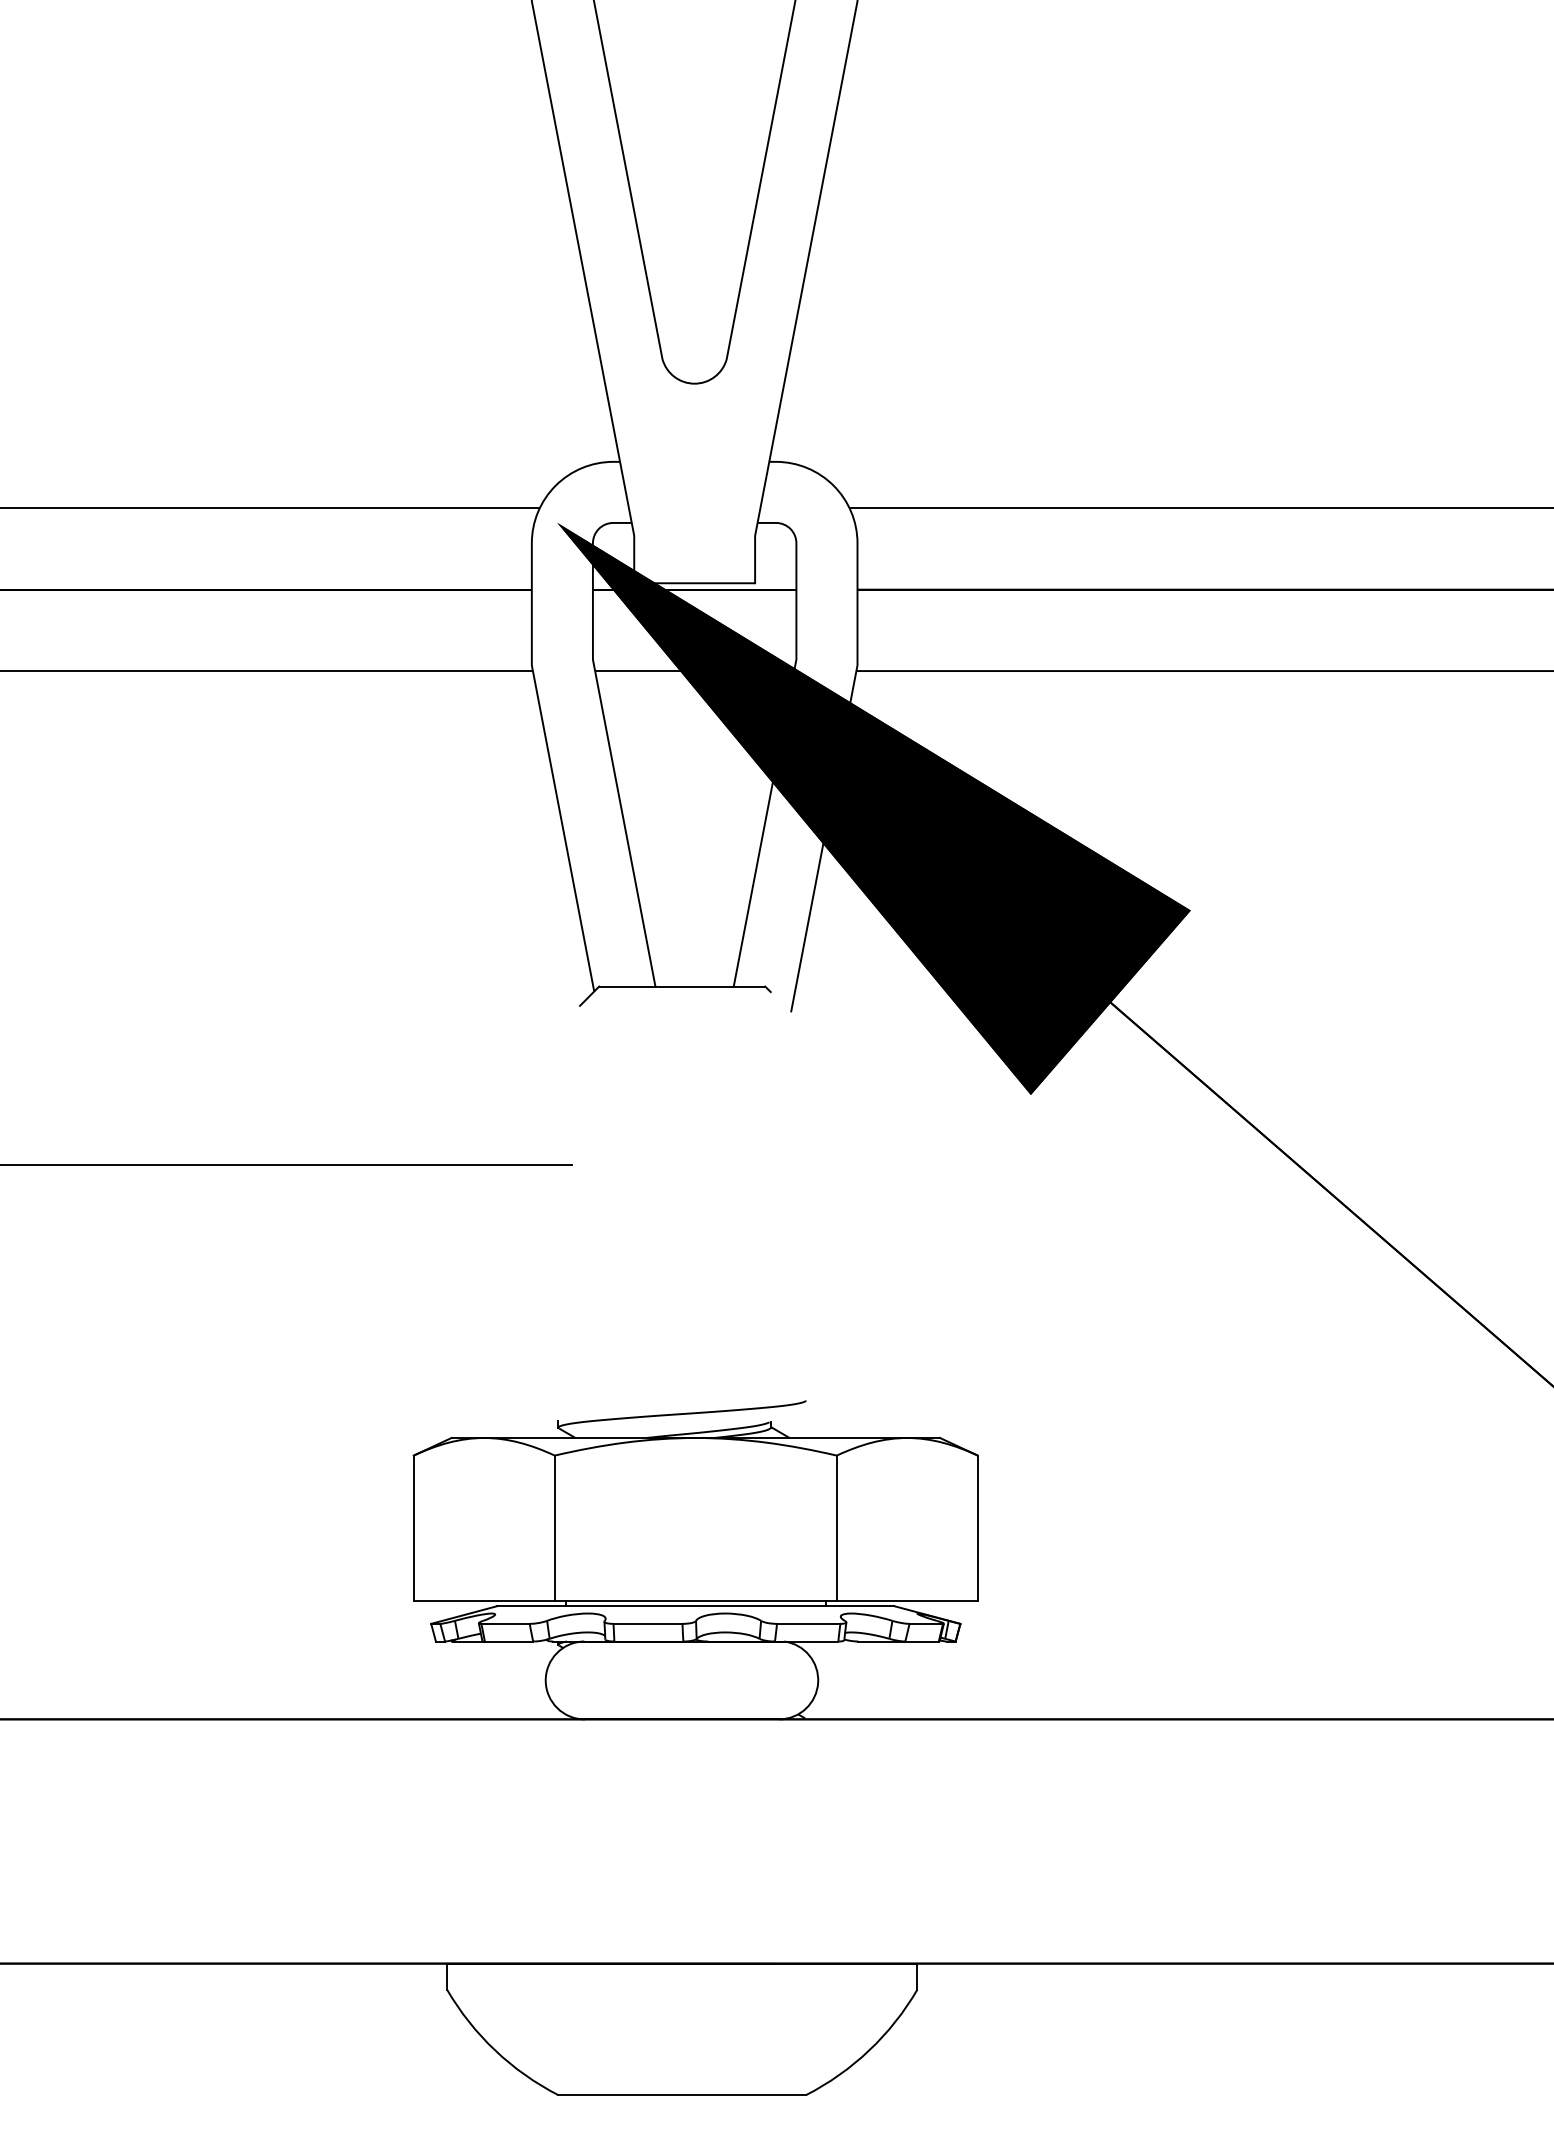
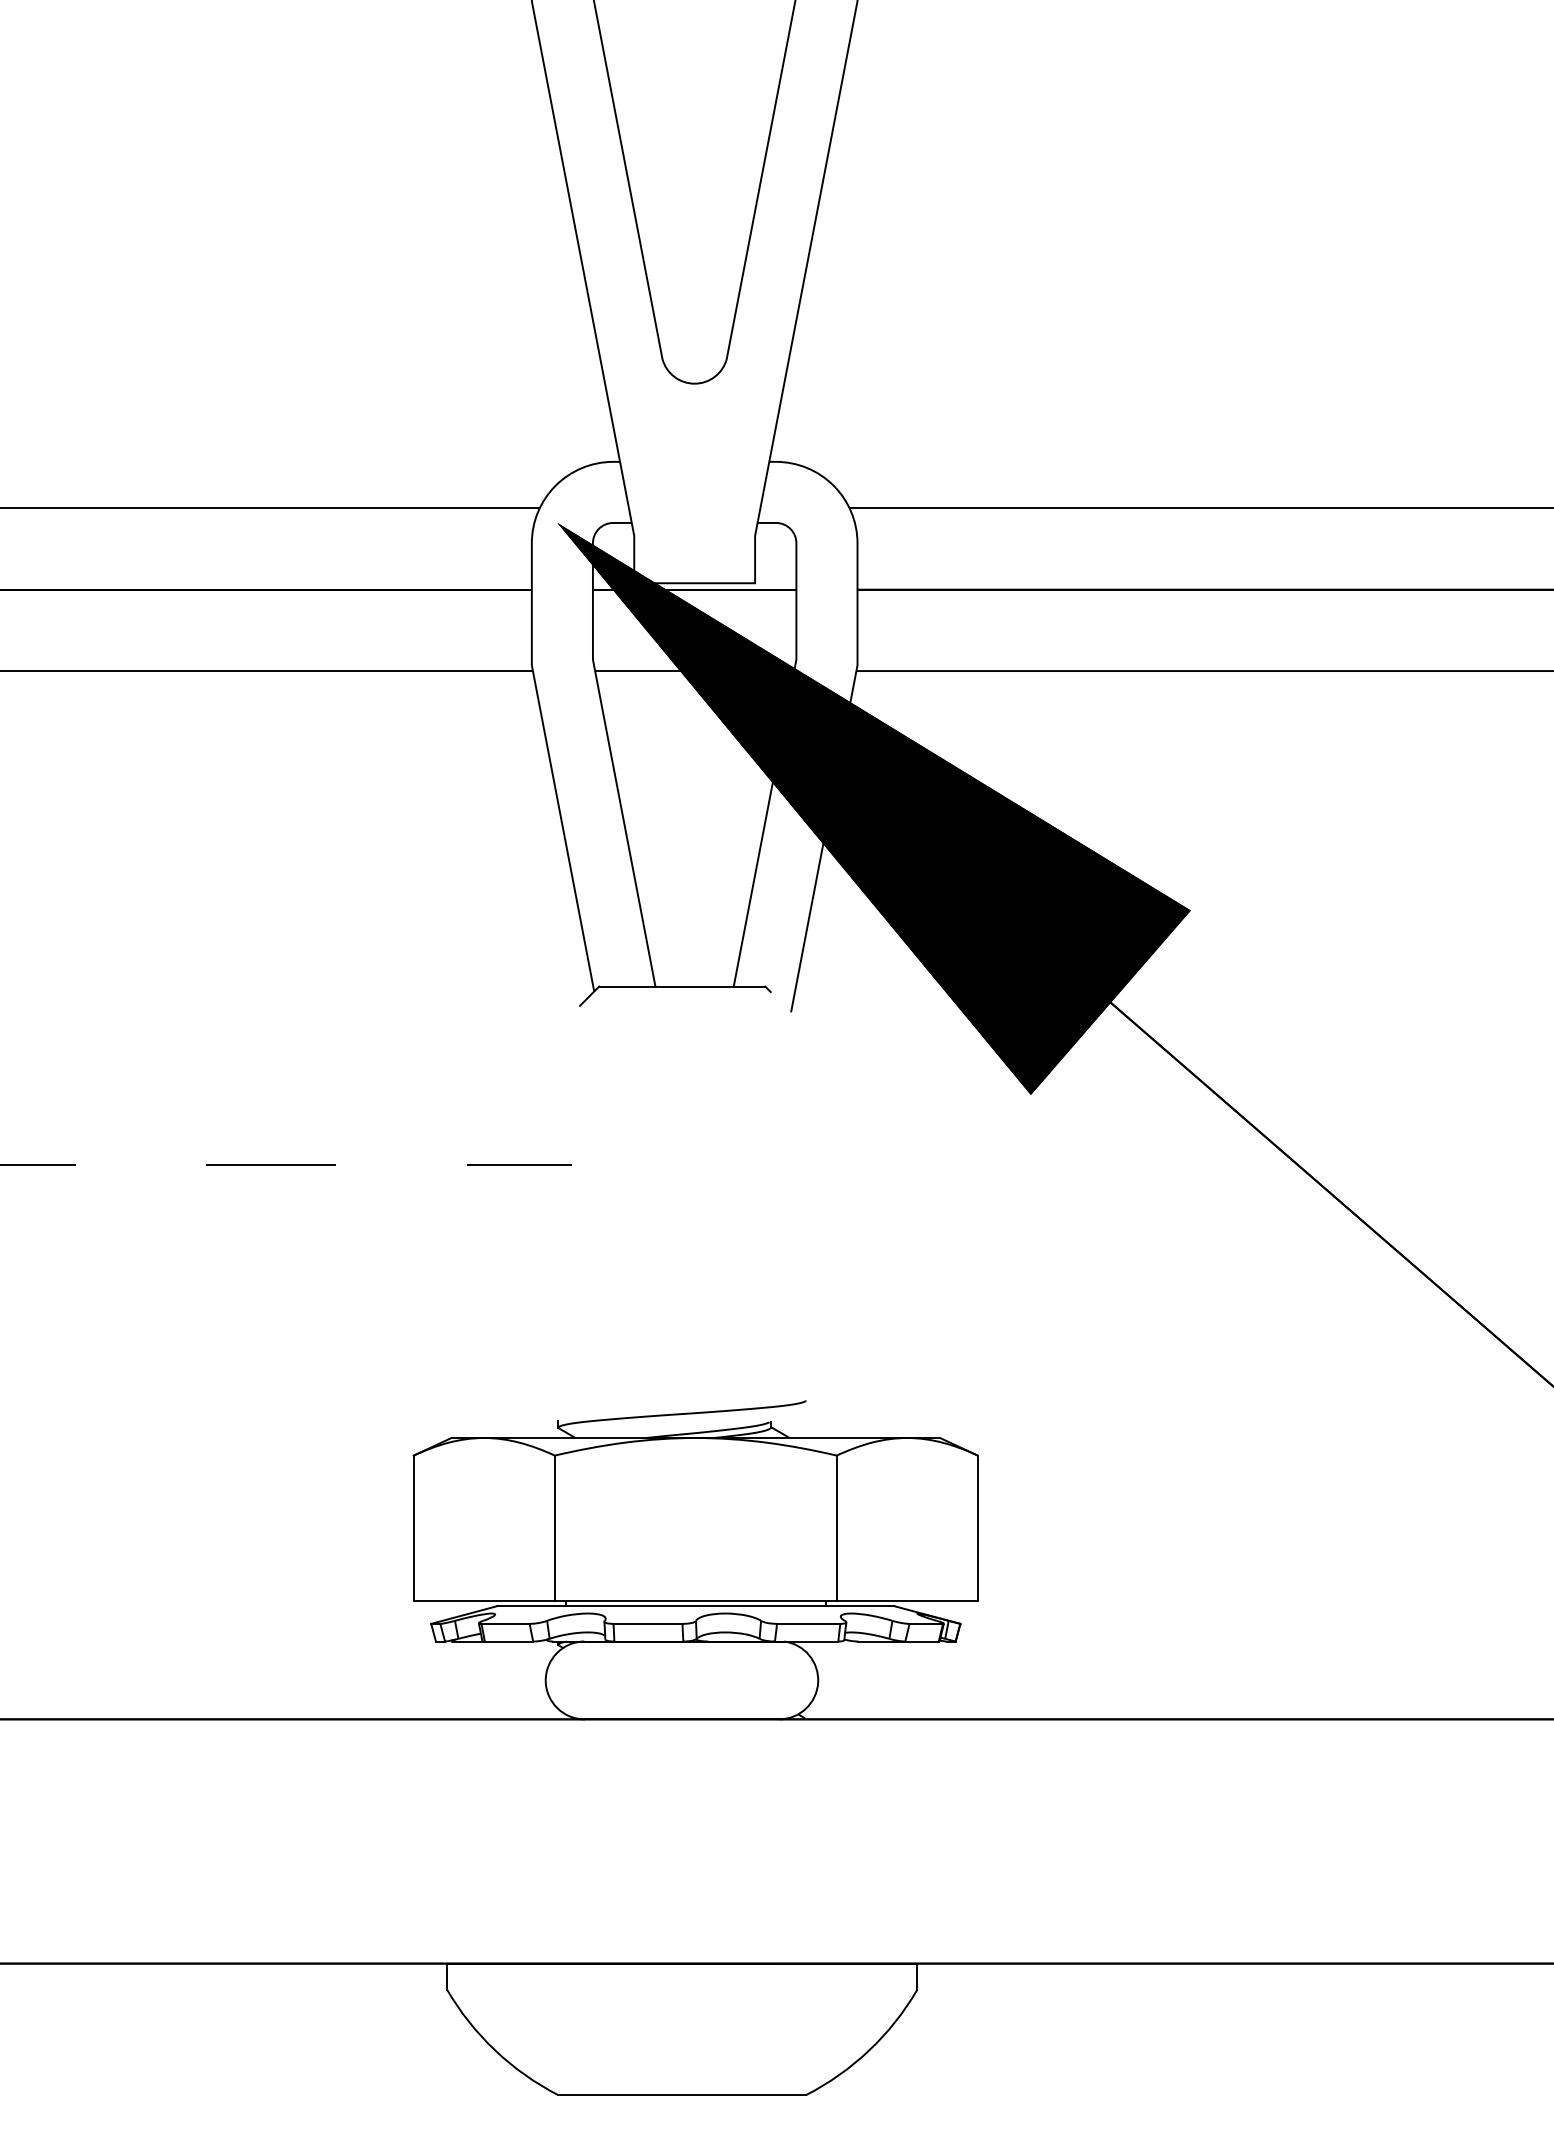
line: solid -> dashed (287, 1164)
